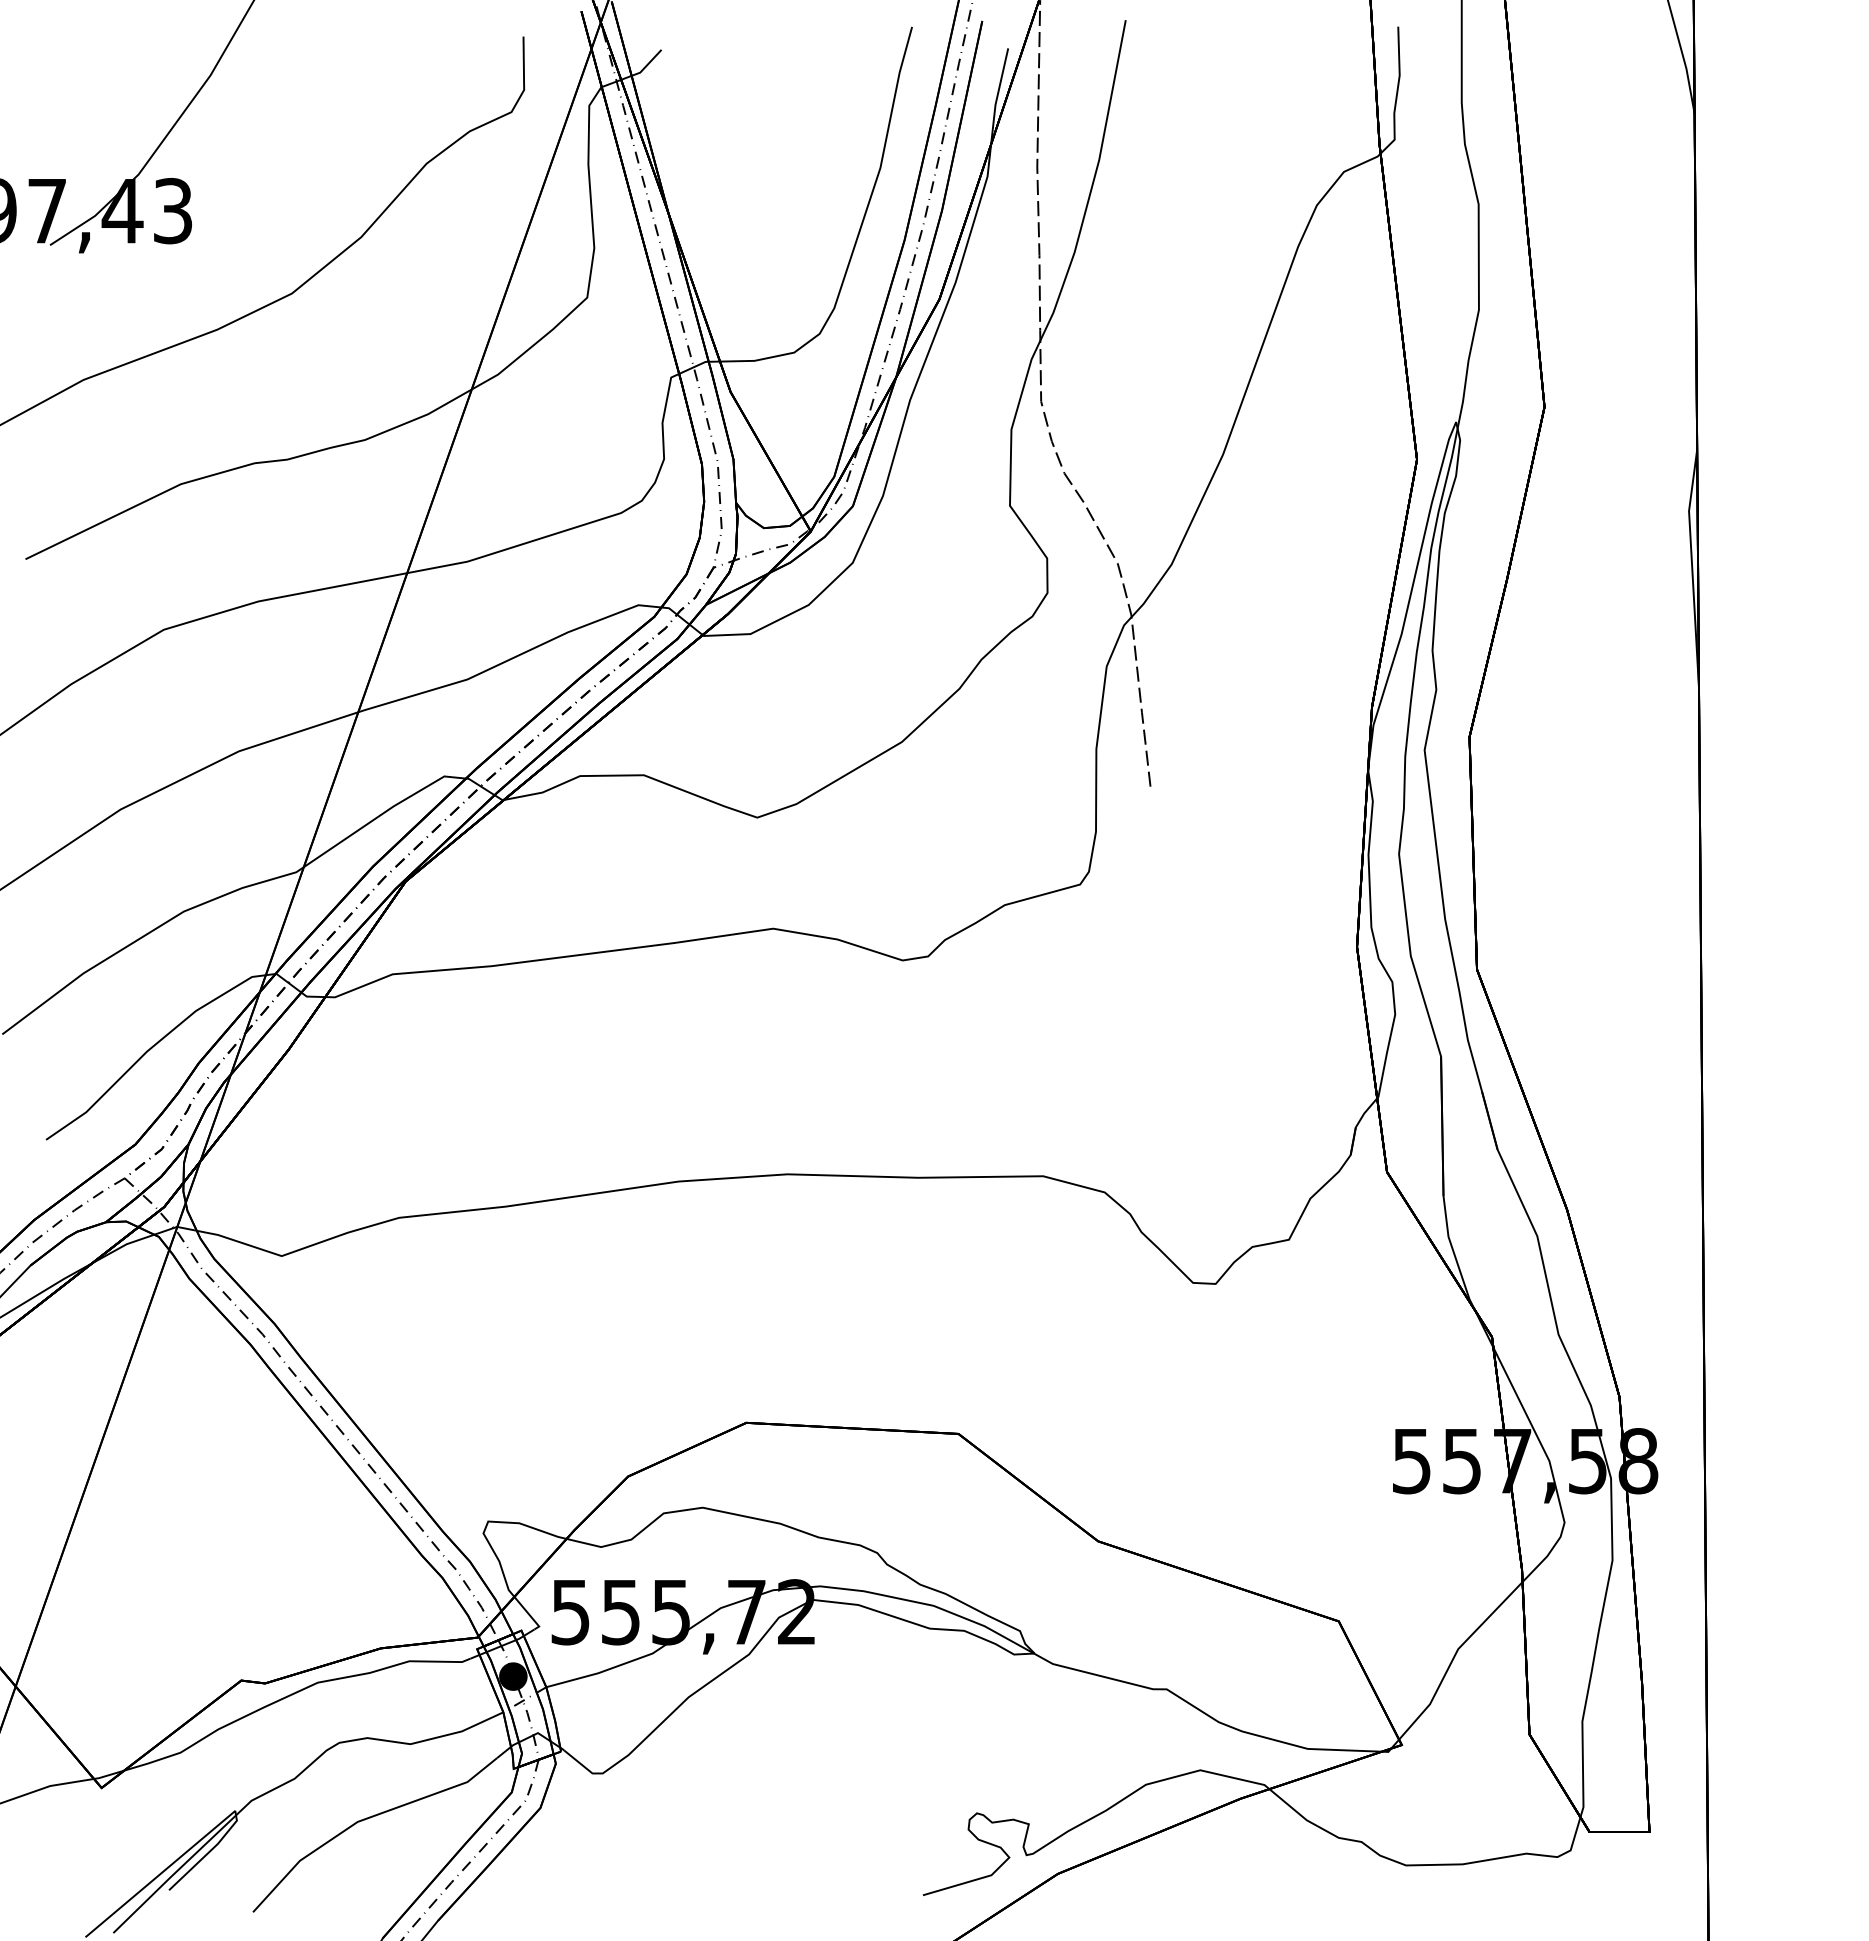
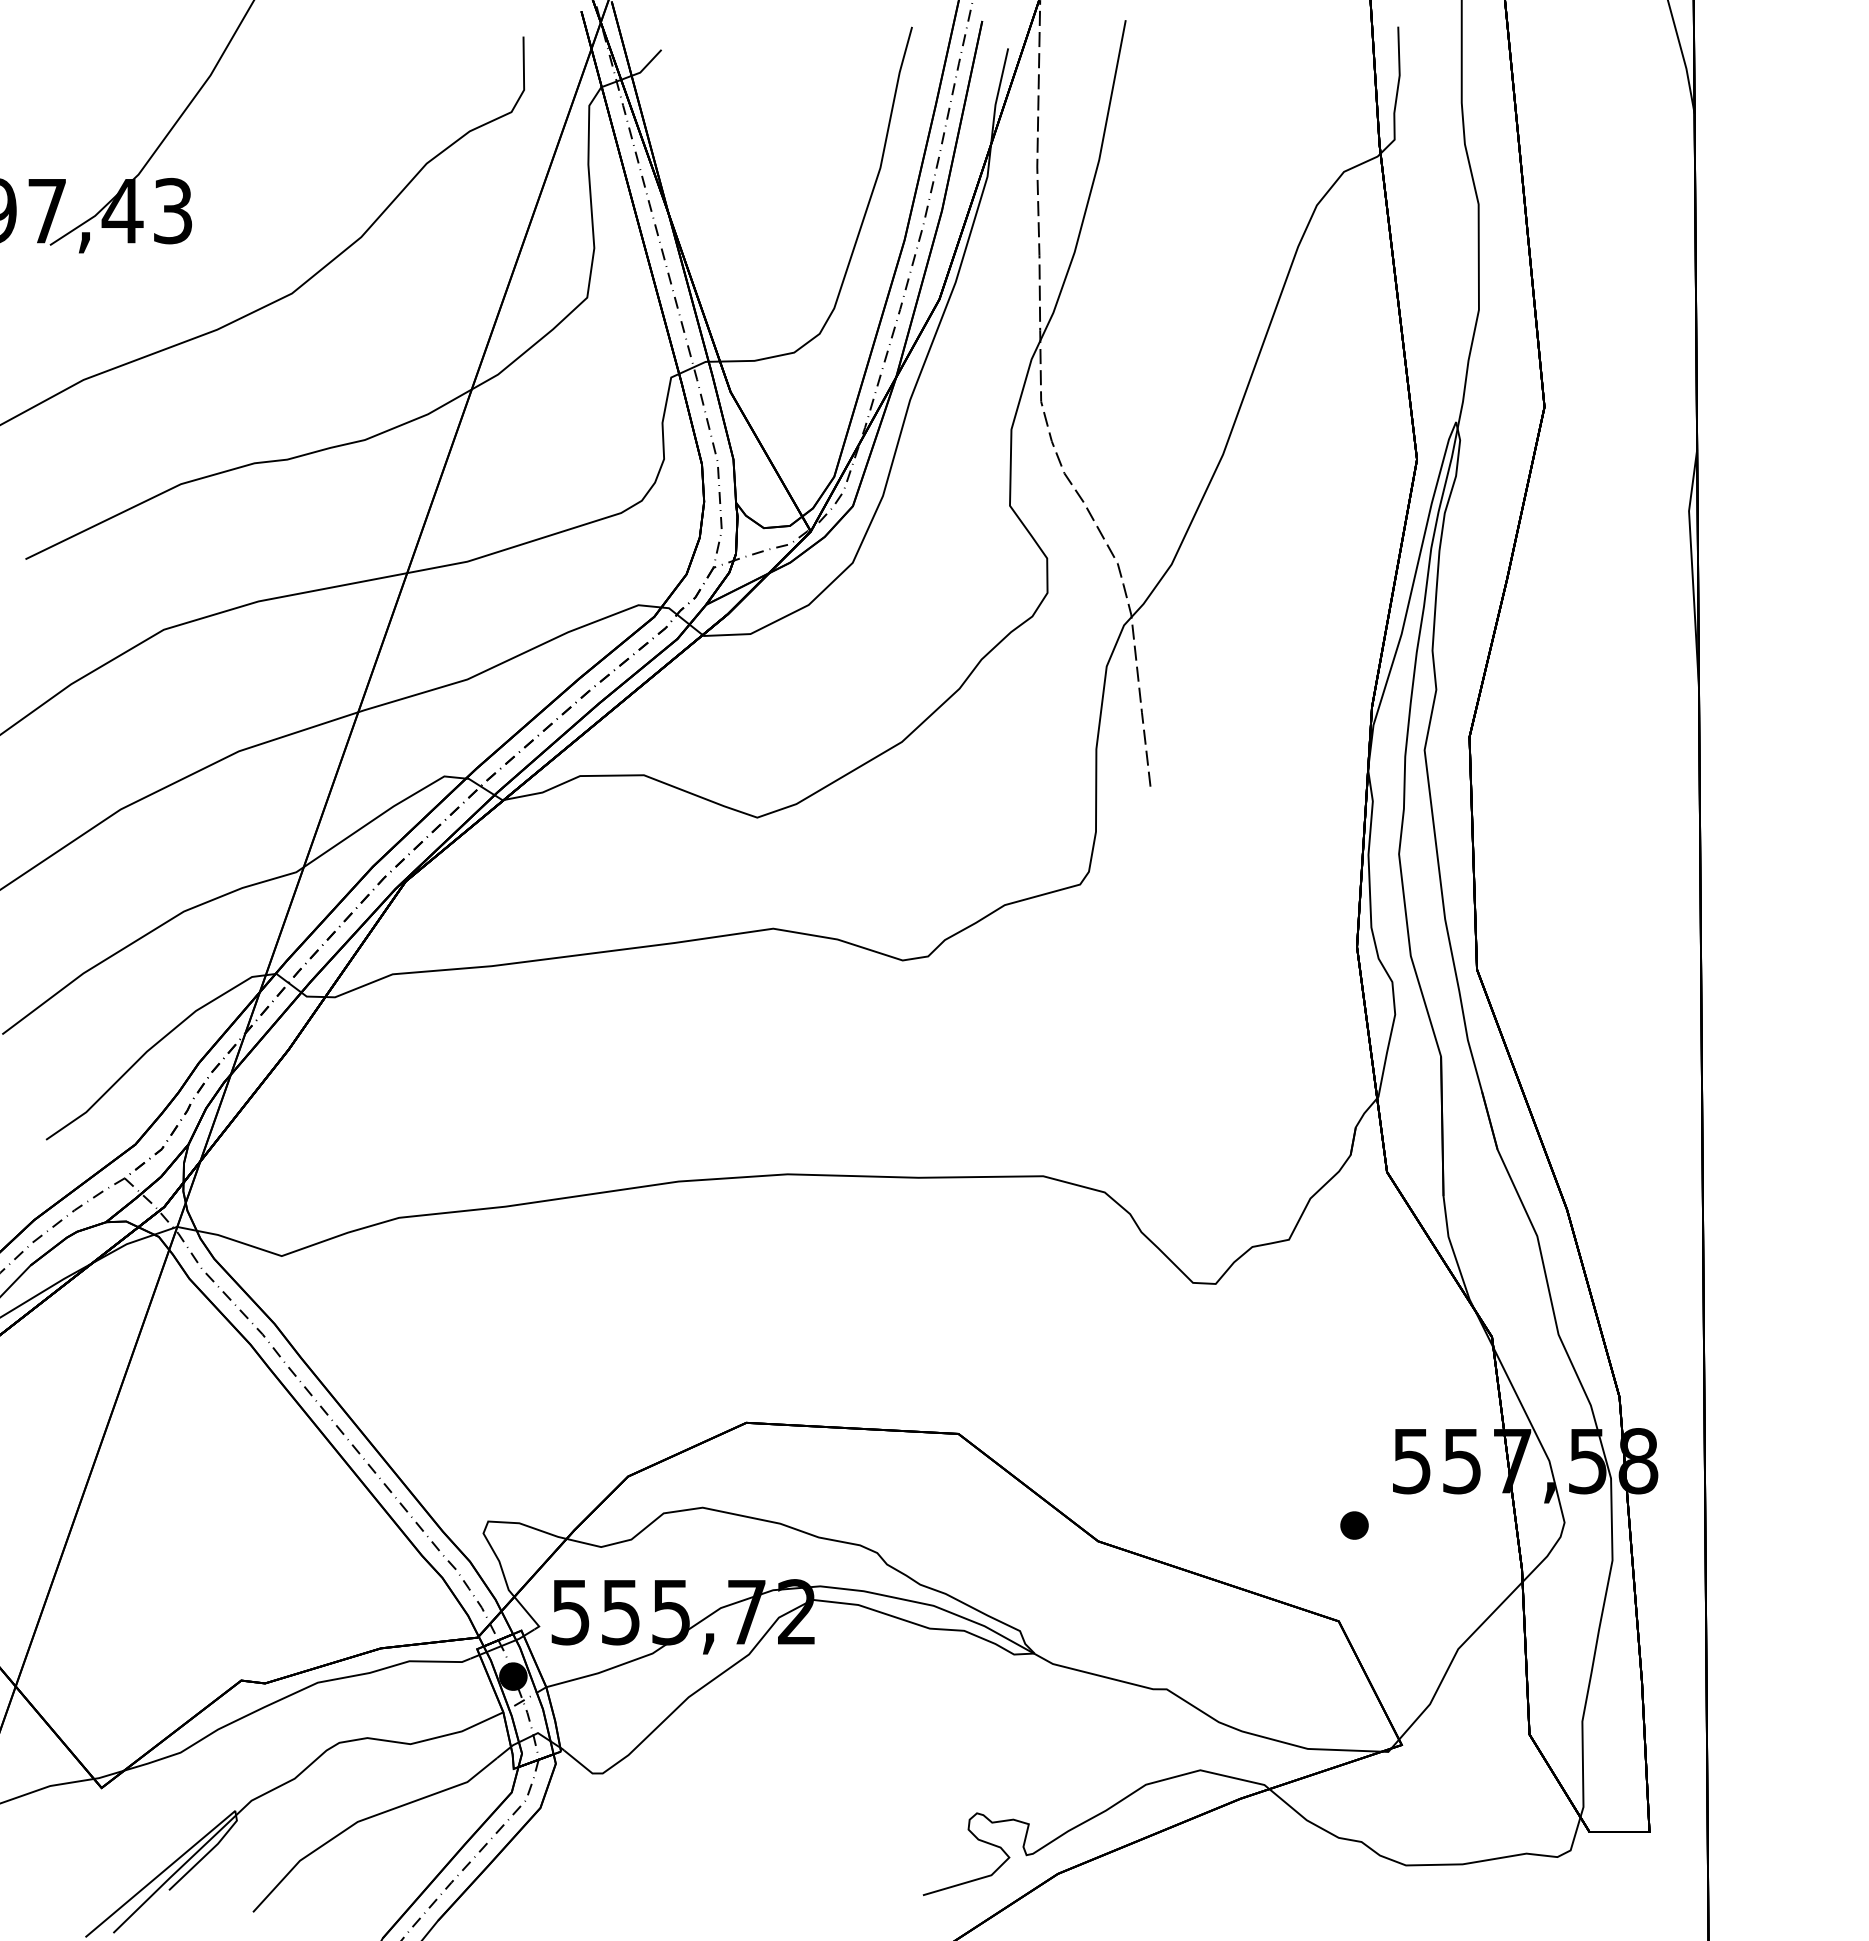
part: none -> present (1354, 1525)
